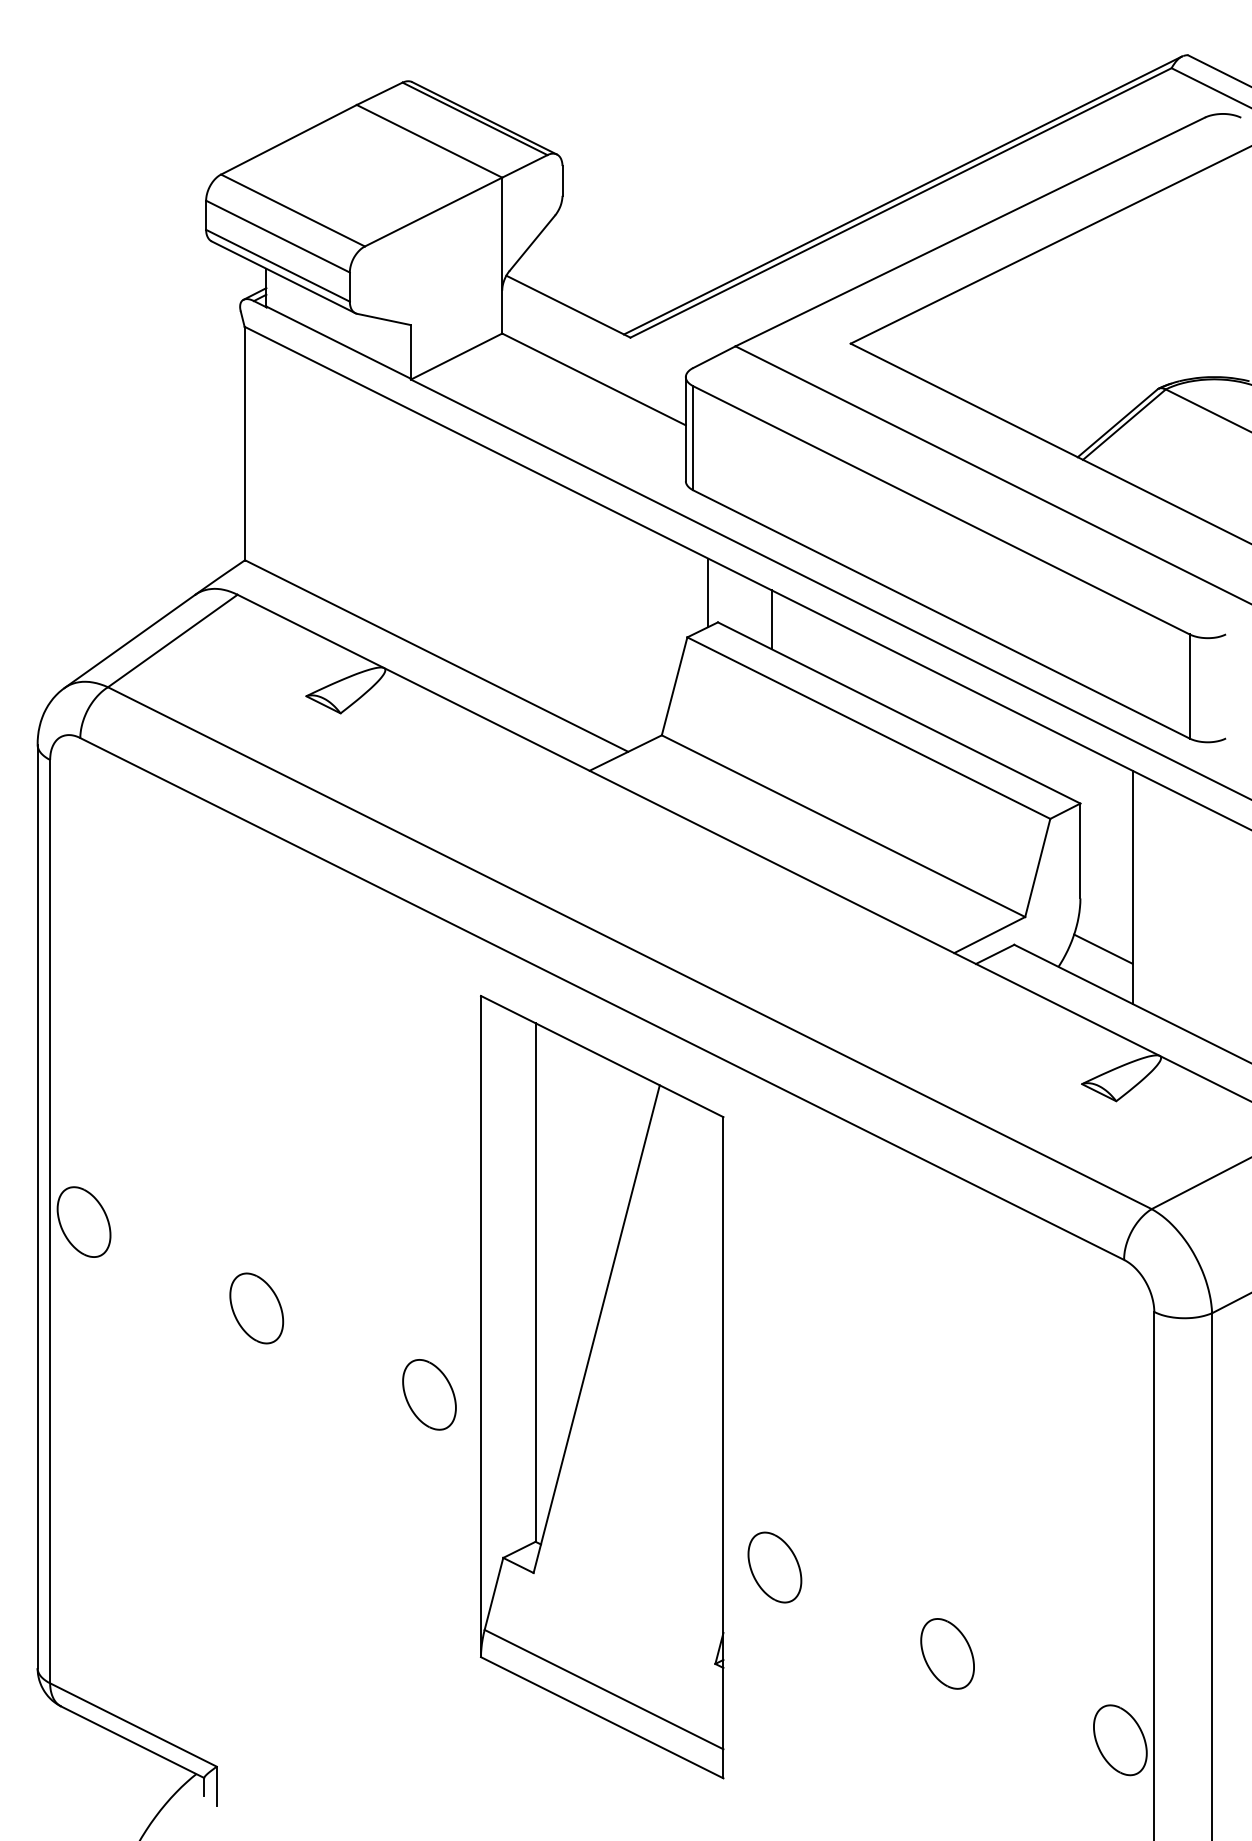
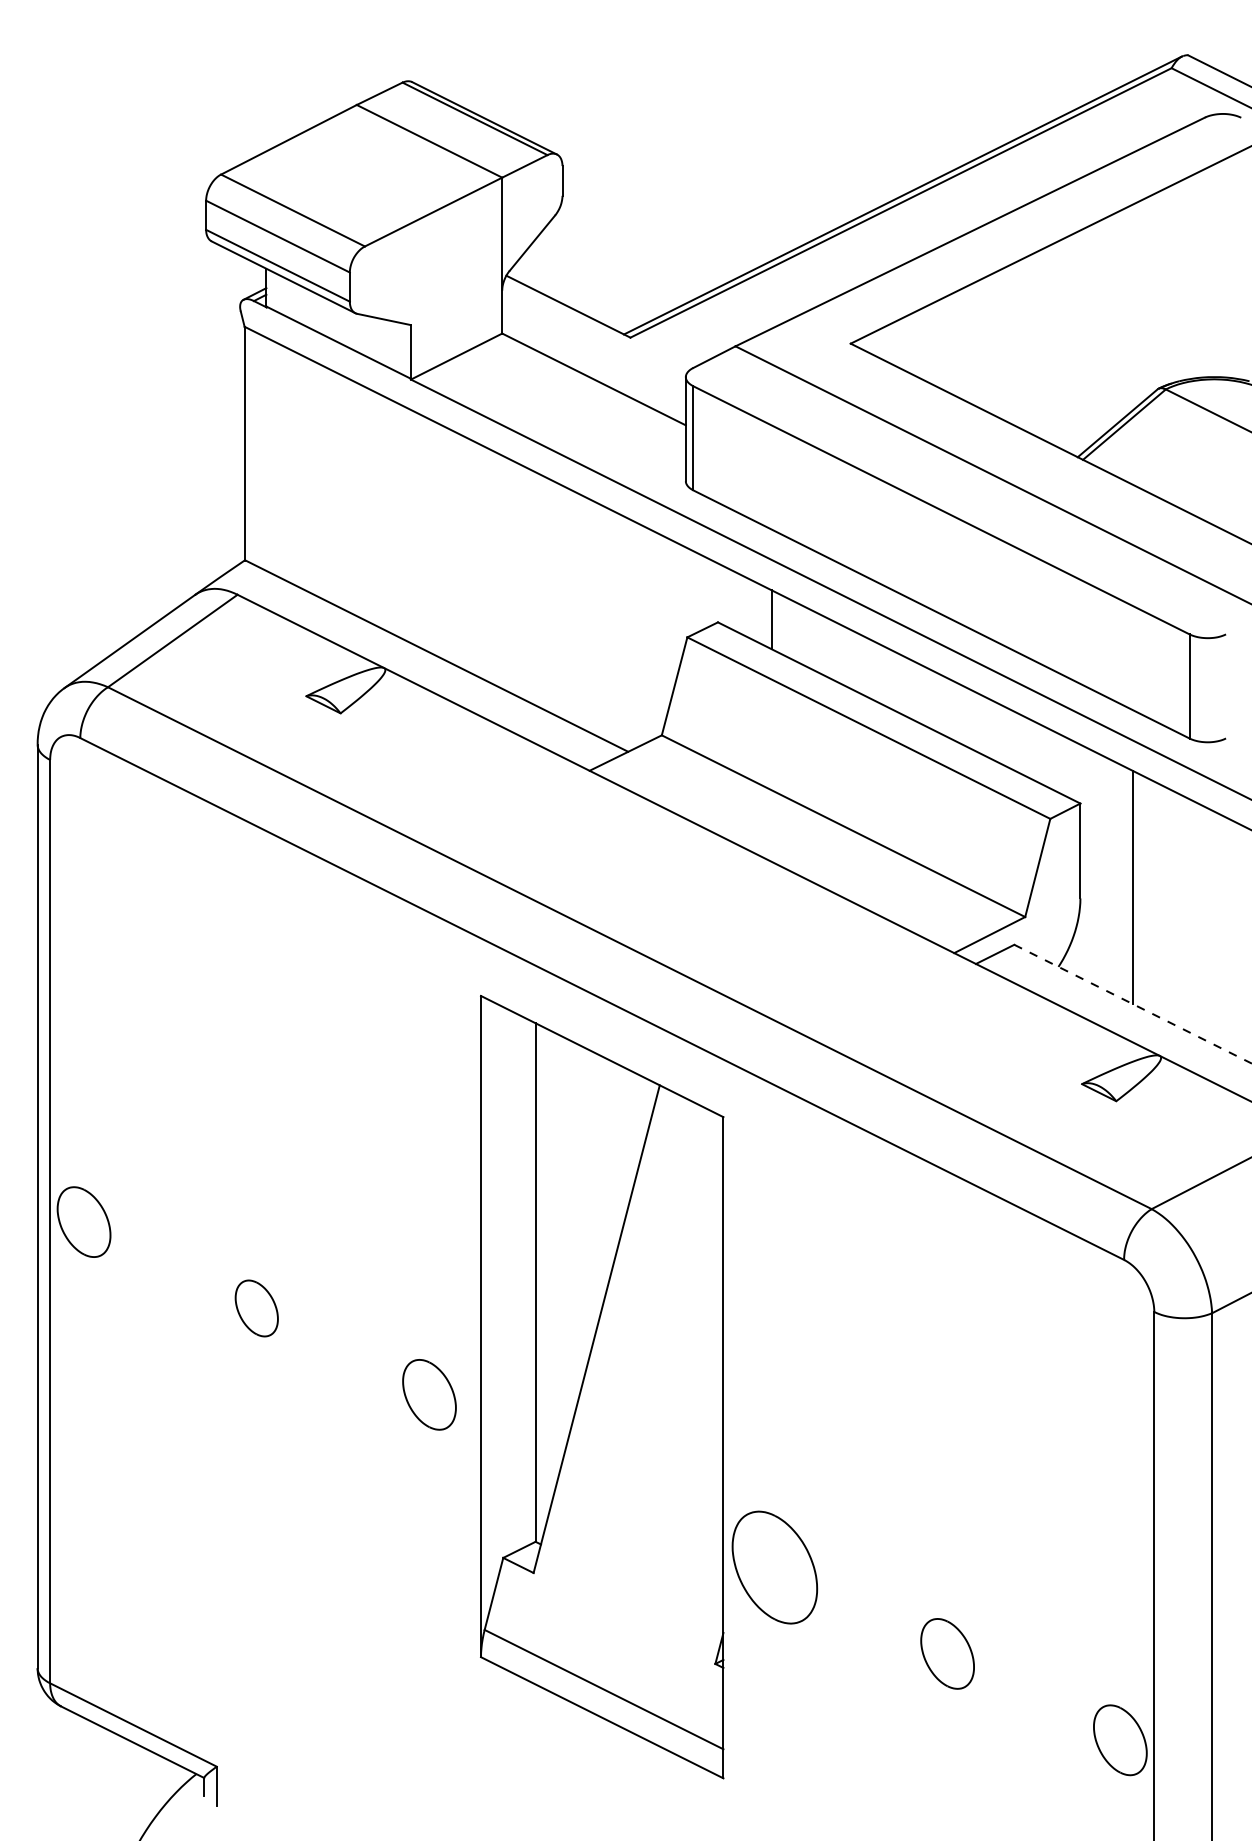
line: present -> none (708, 592)
line: present -> none (1103, 948)
line: solid -> dashed (1133, 1004)
part size: 56x73 px -> 45x59 px (256, 1308)
part size: 56x73 px -> 88x115 px (774, 1567)
